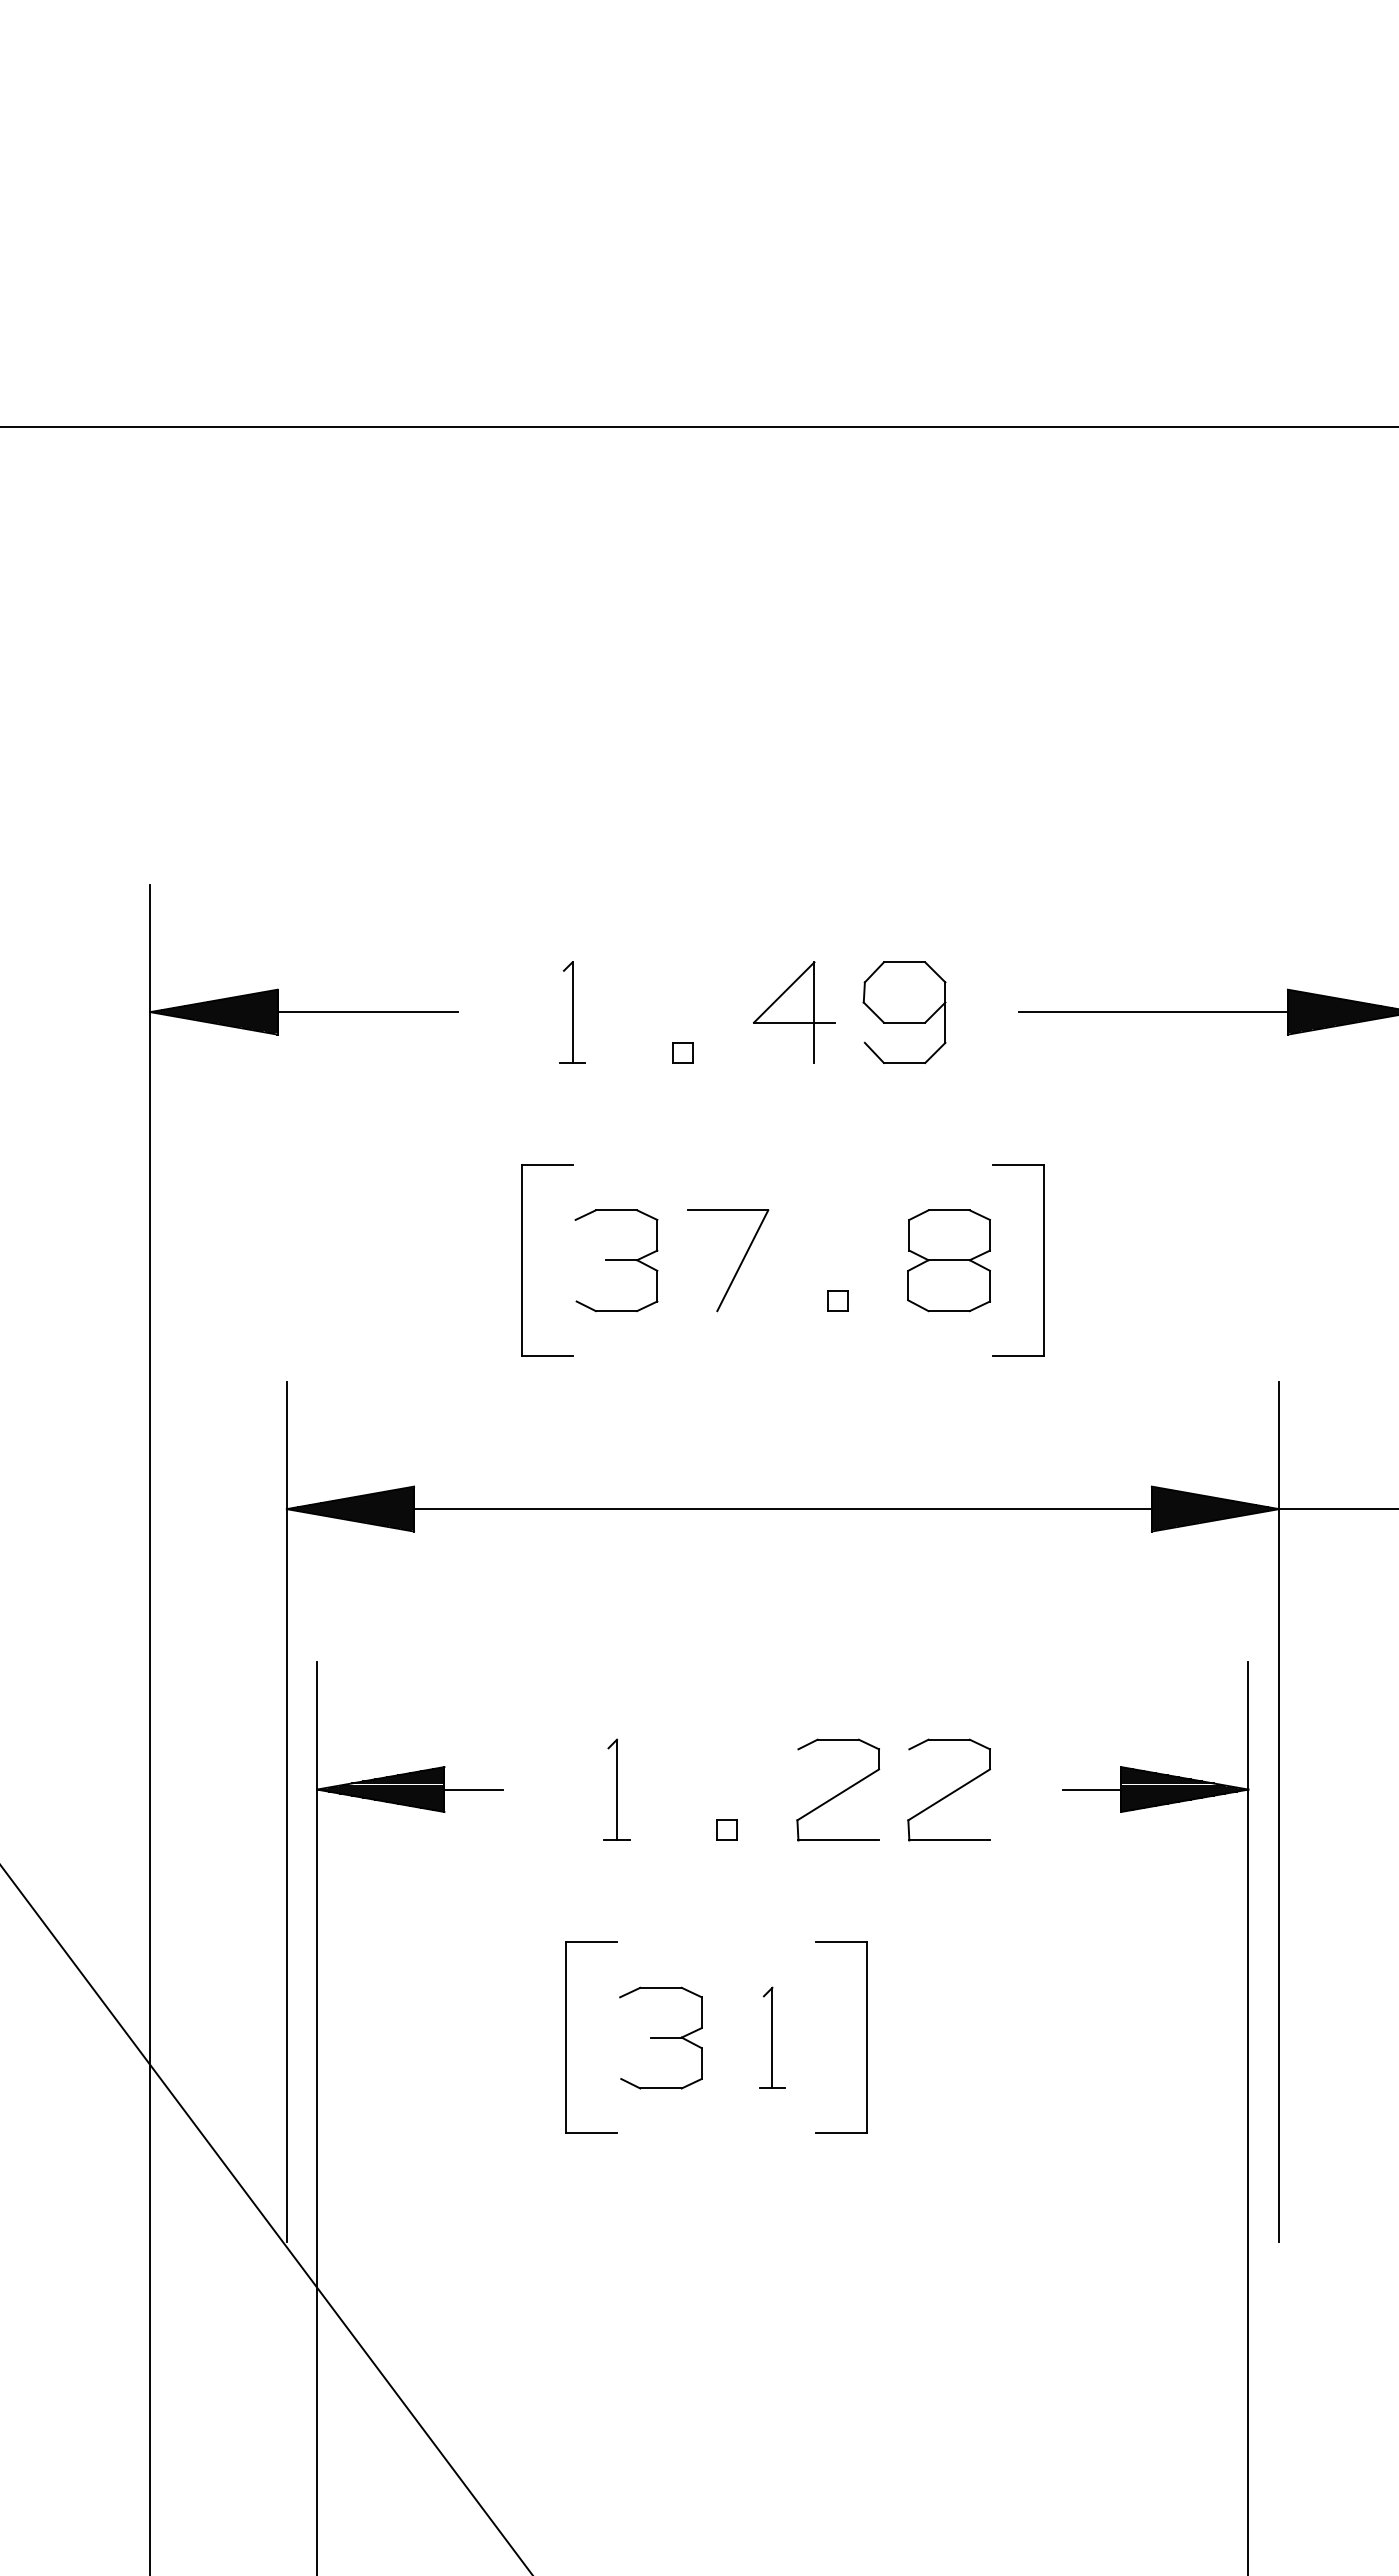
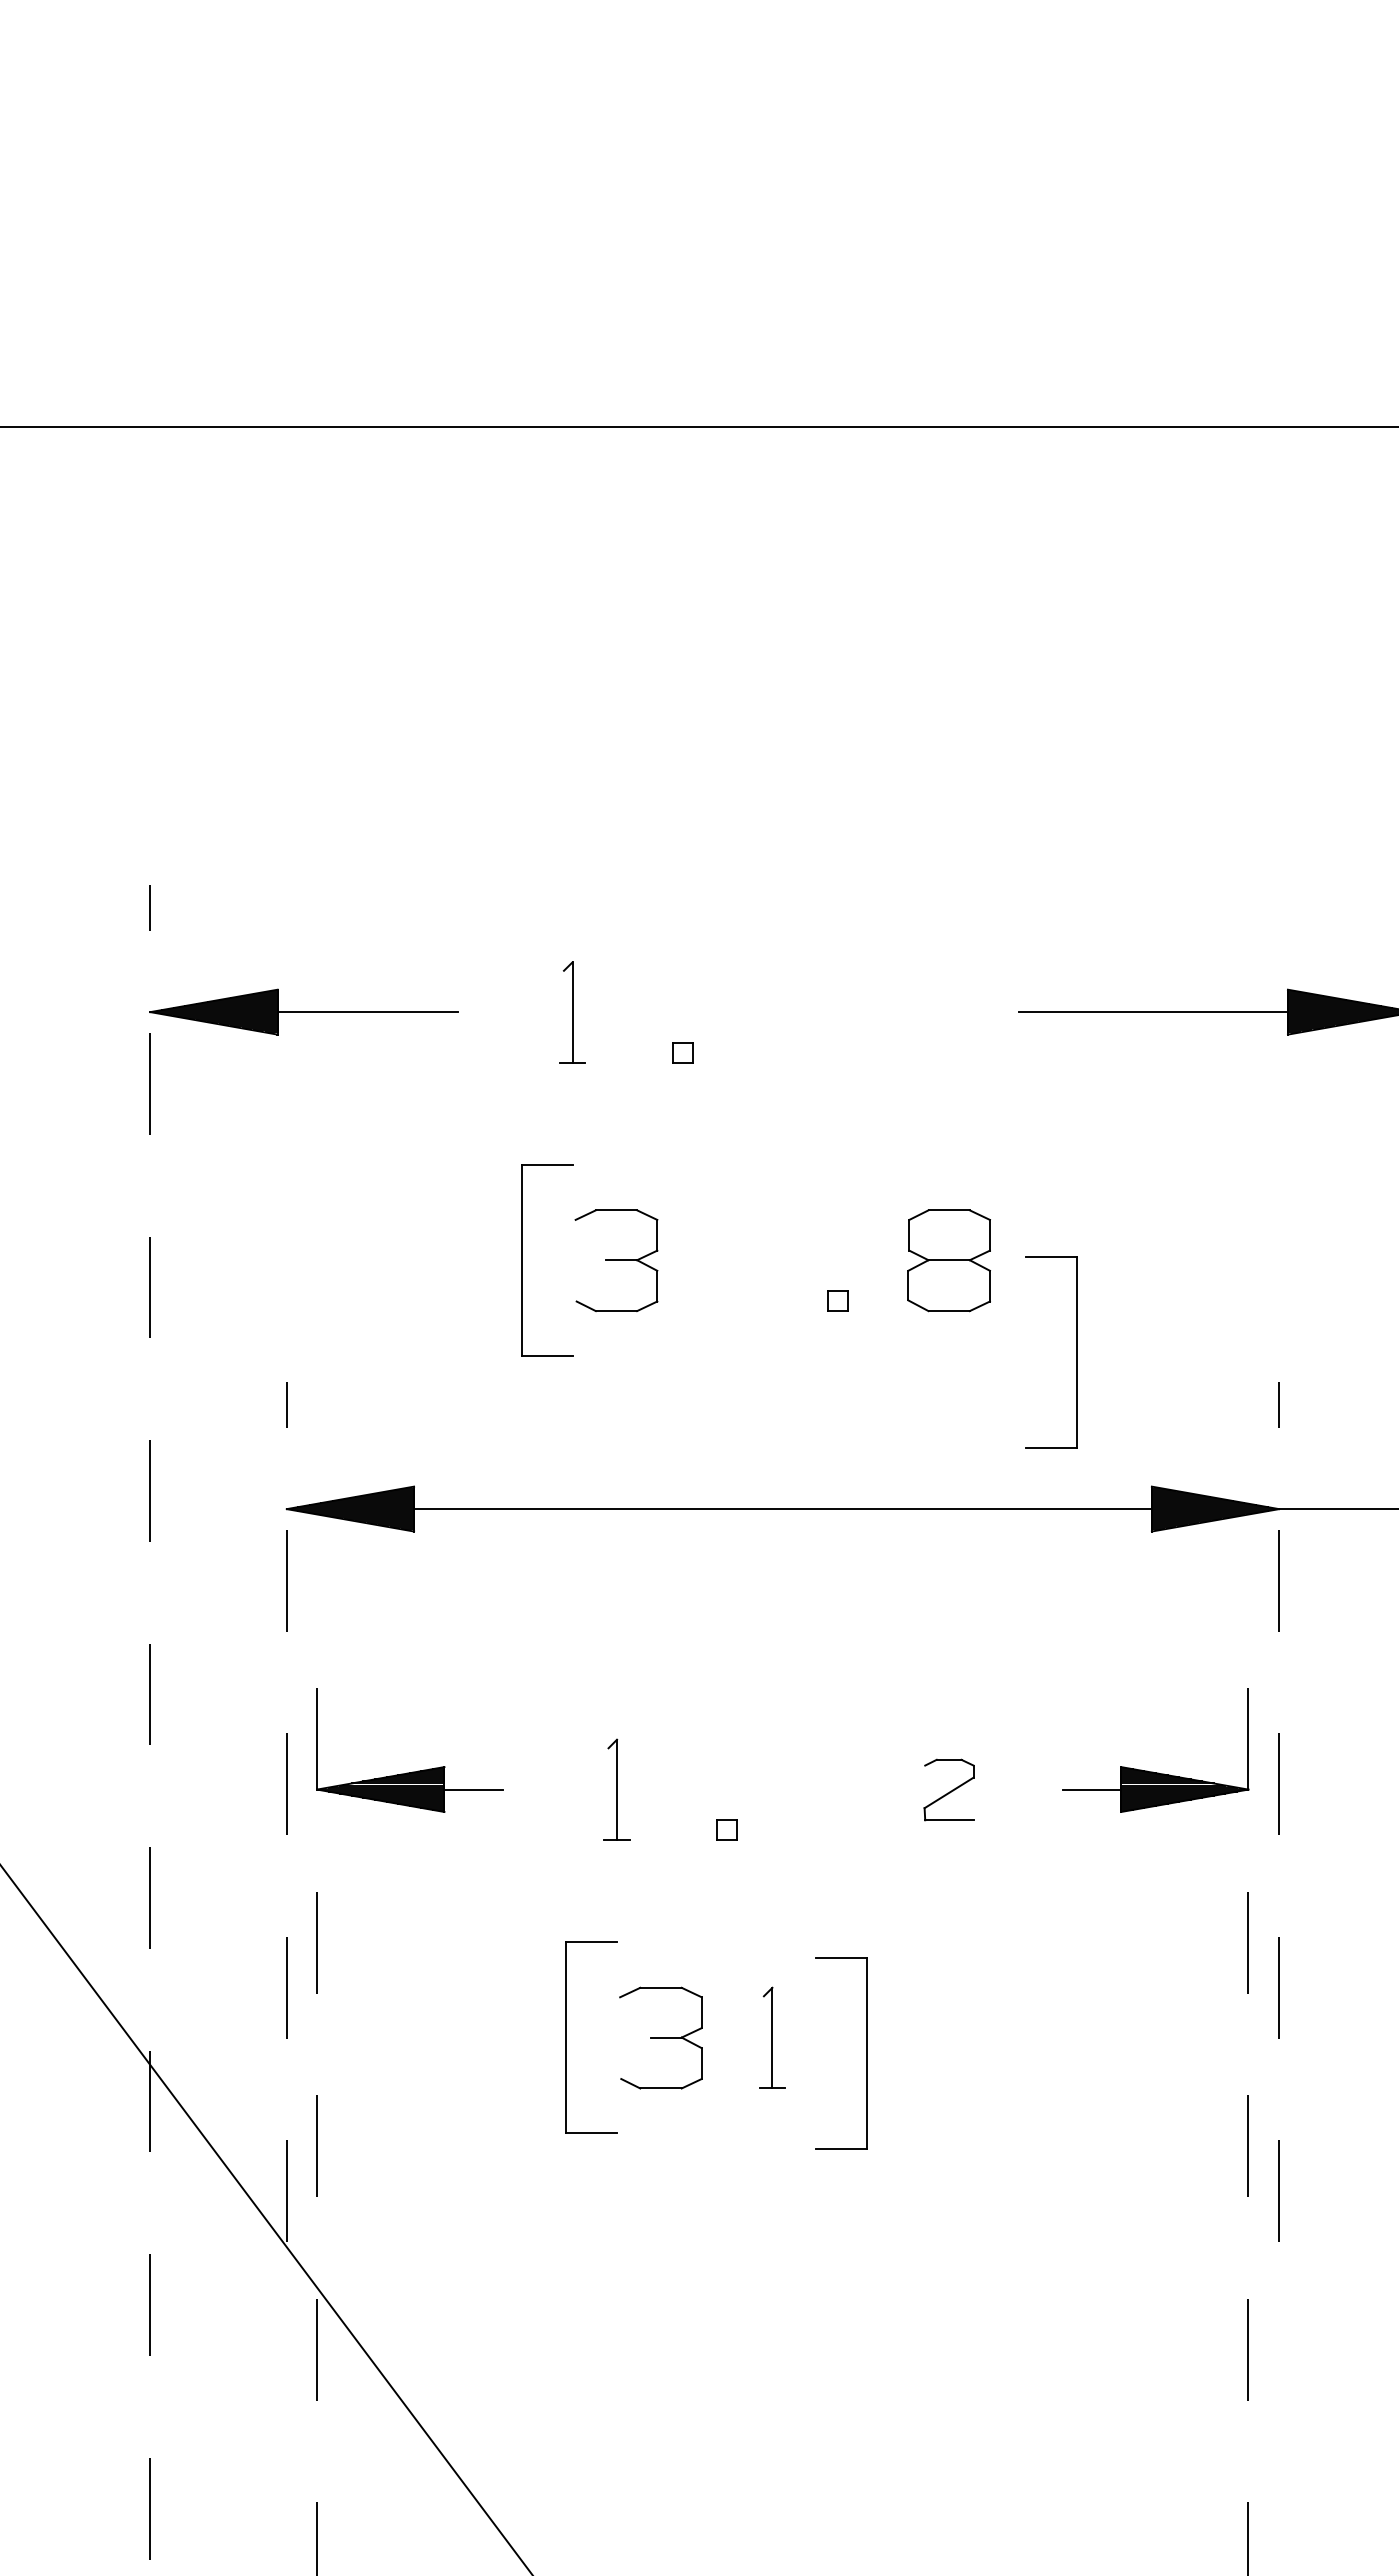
part: present -> none (793, 1012)
part: present -> none (904, 1012)
part position: (1043, 1260) -> (1076, 1352) (1076, 1352)
part: present -> none (738, 1266)
line: solid -> dashed (150, 1729)
part: present -> none (838, 1789)
part size: 84x104 px -> 52x64 px (948, 1789)
line: solid -> dashed (286, 1811)
line: solid -> dashed (1279, 1811)
part position: (866, 2037) -> (866, 2053) (866, 2053)
line: solid -> dashed (317, 2118)
line: solid -> dashed (1248, 2118)
